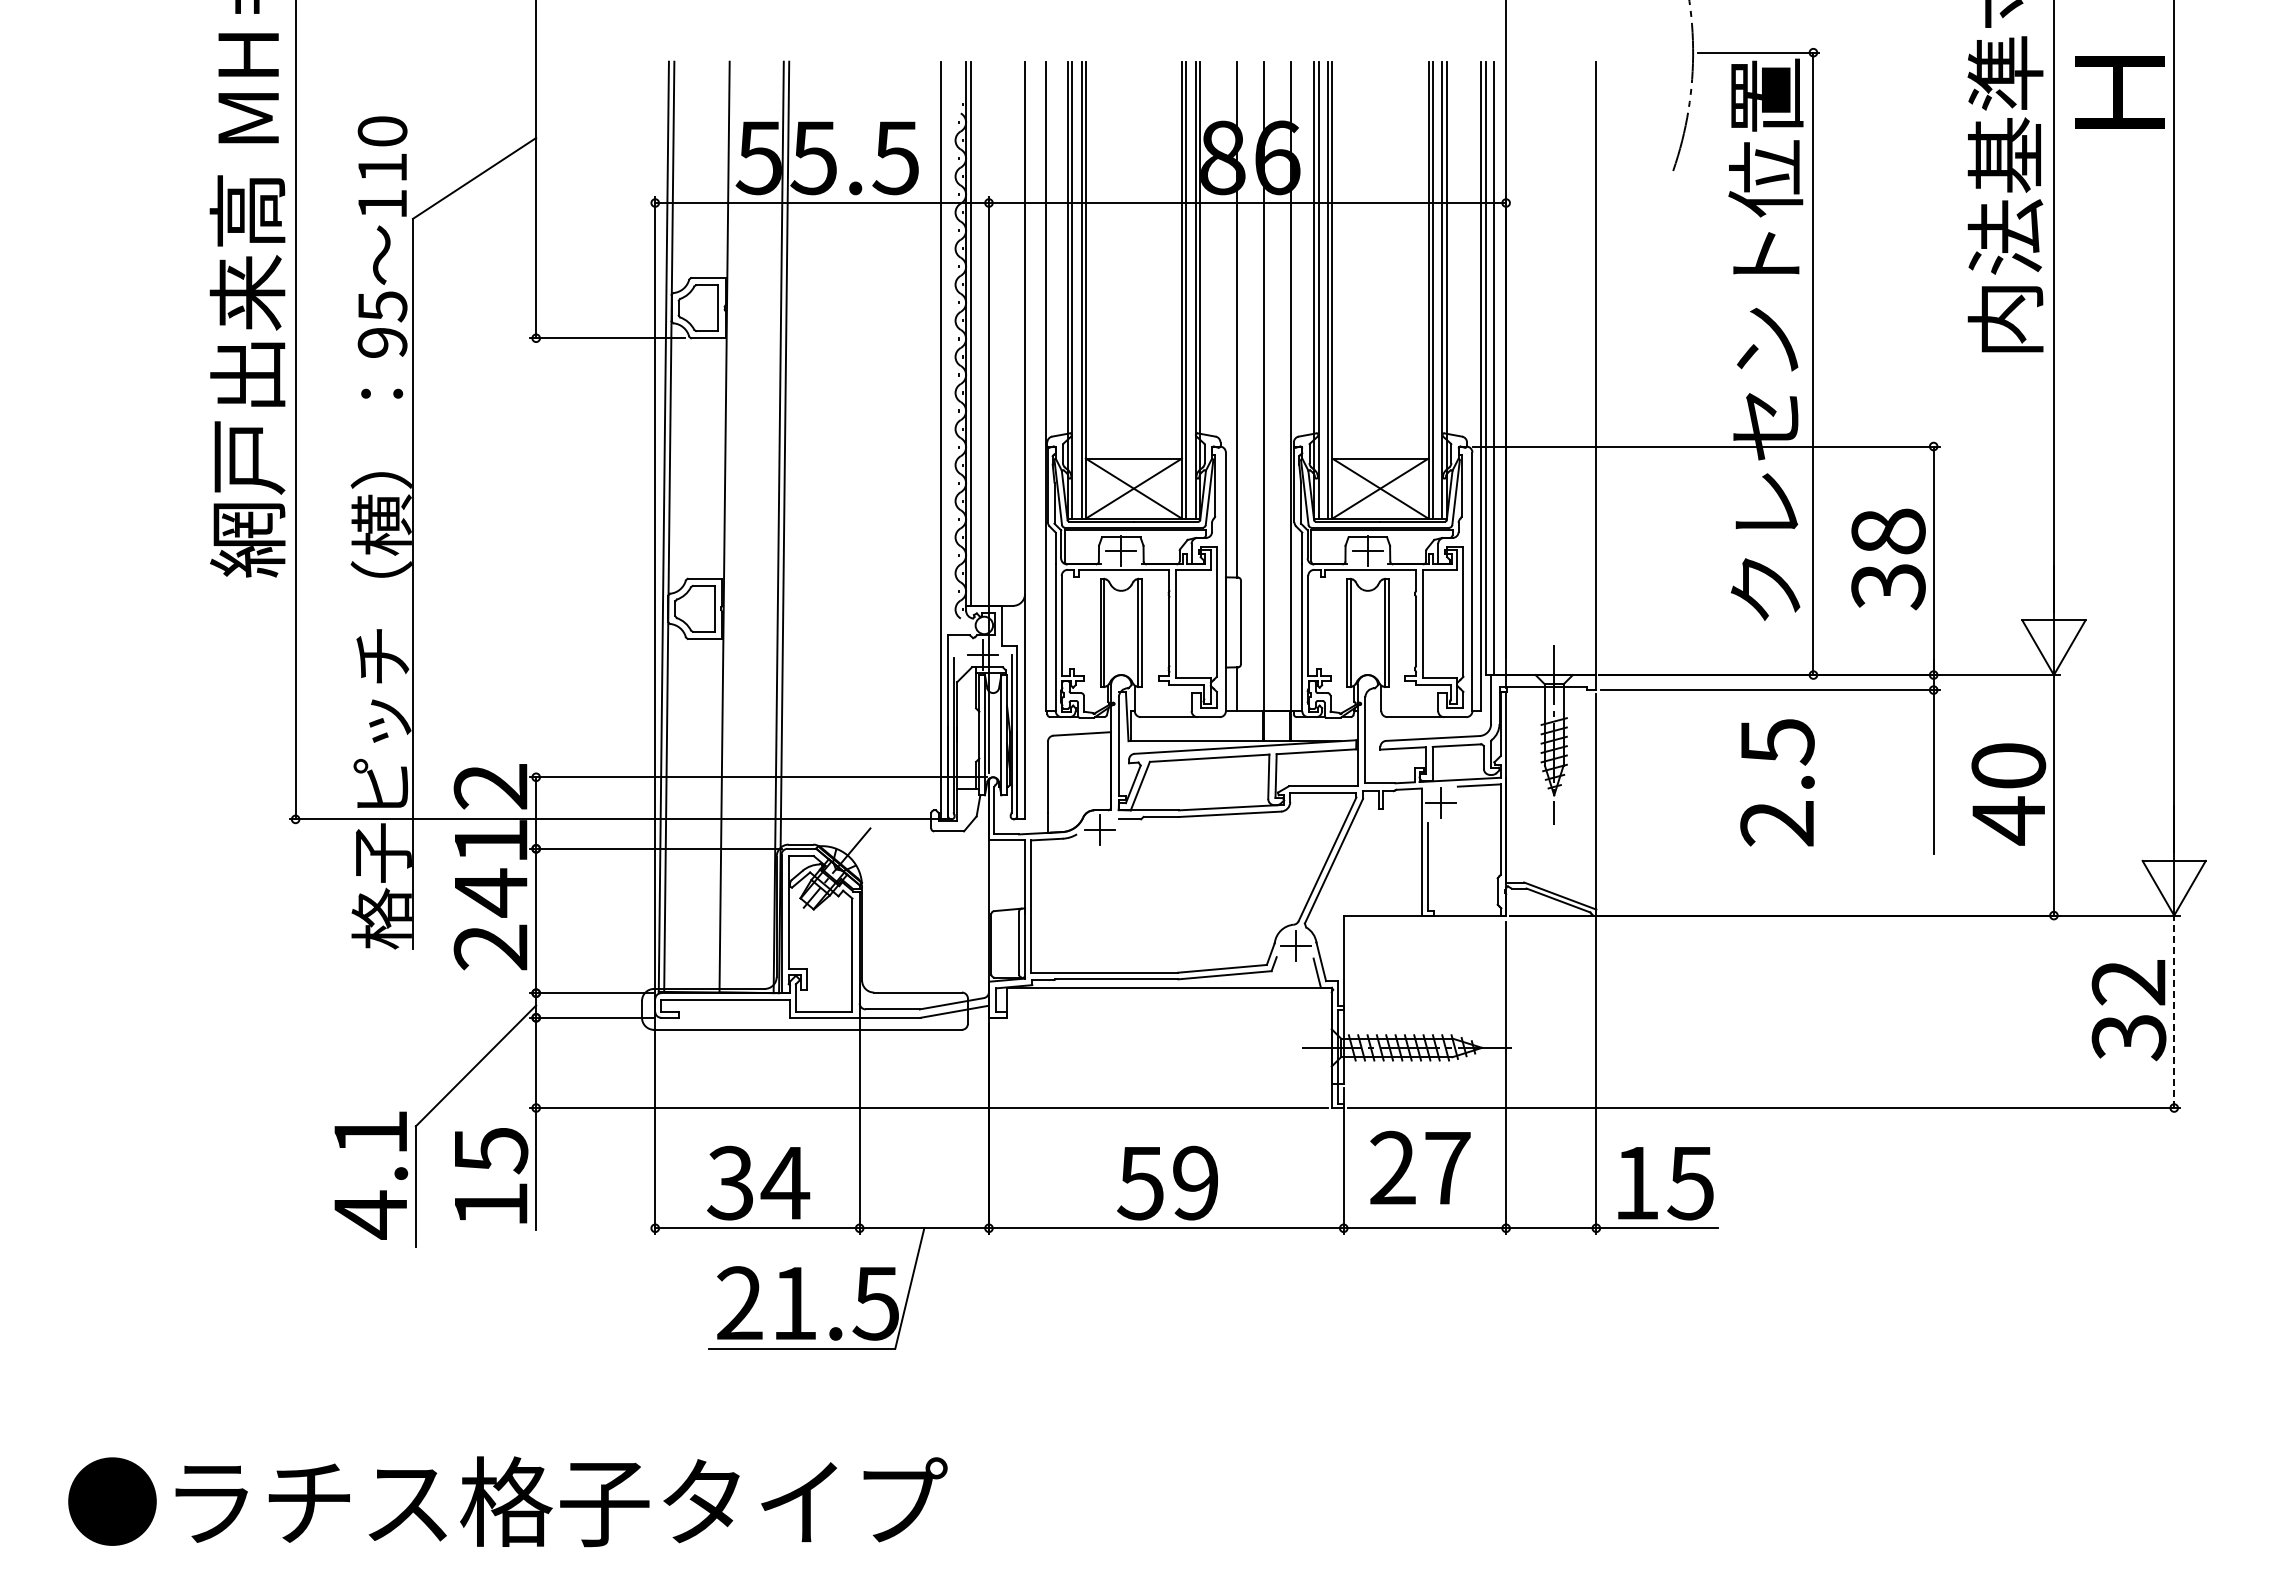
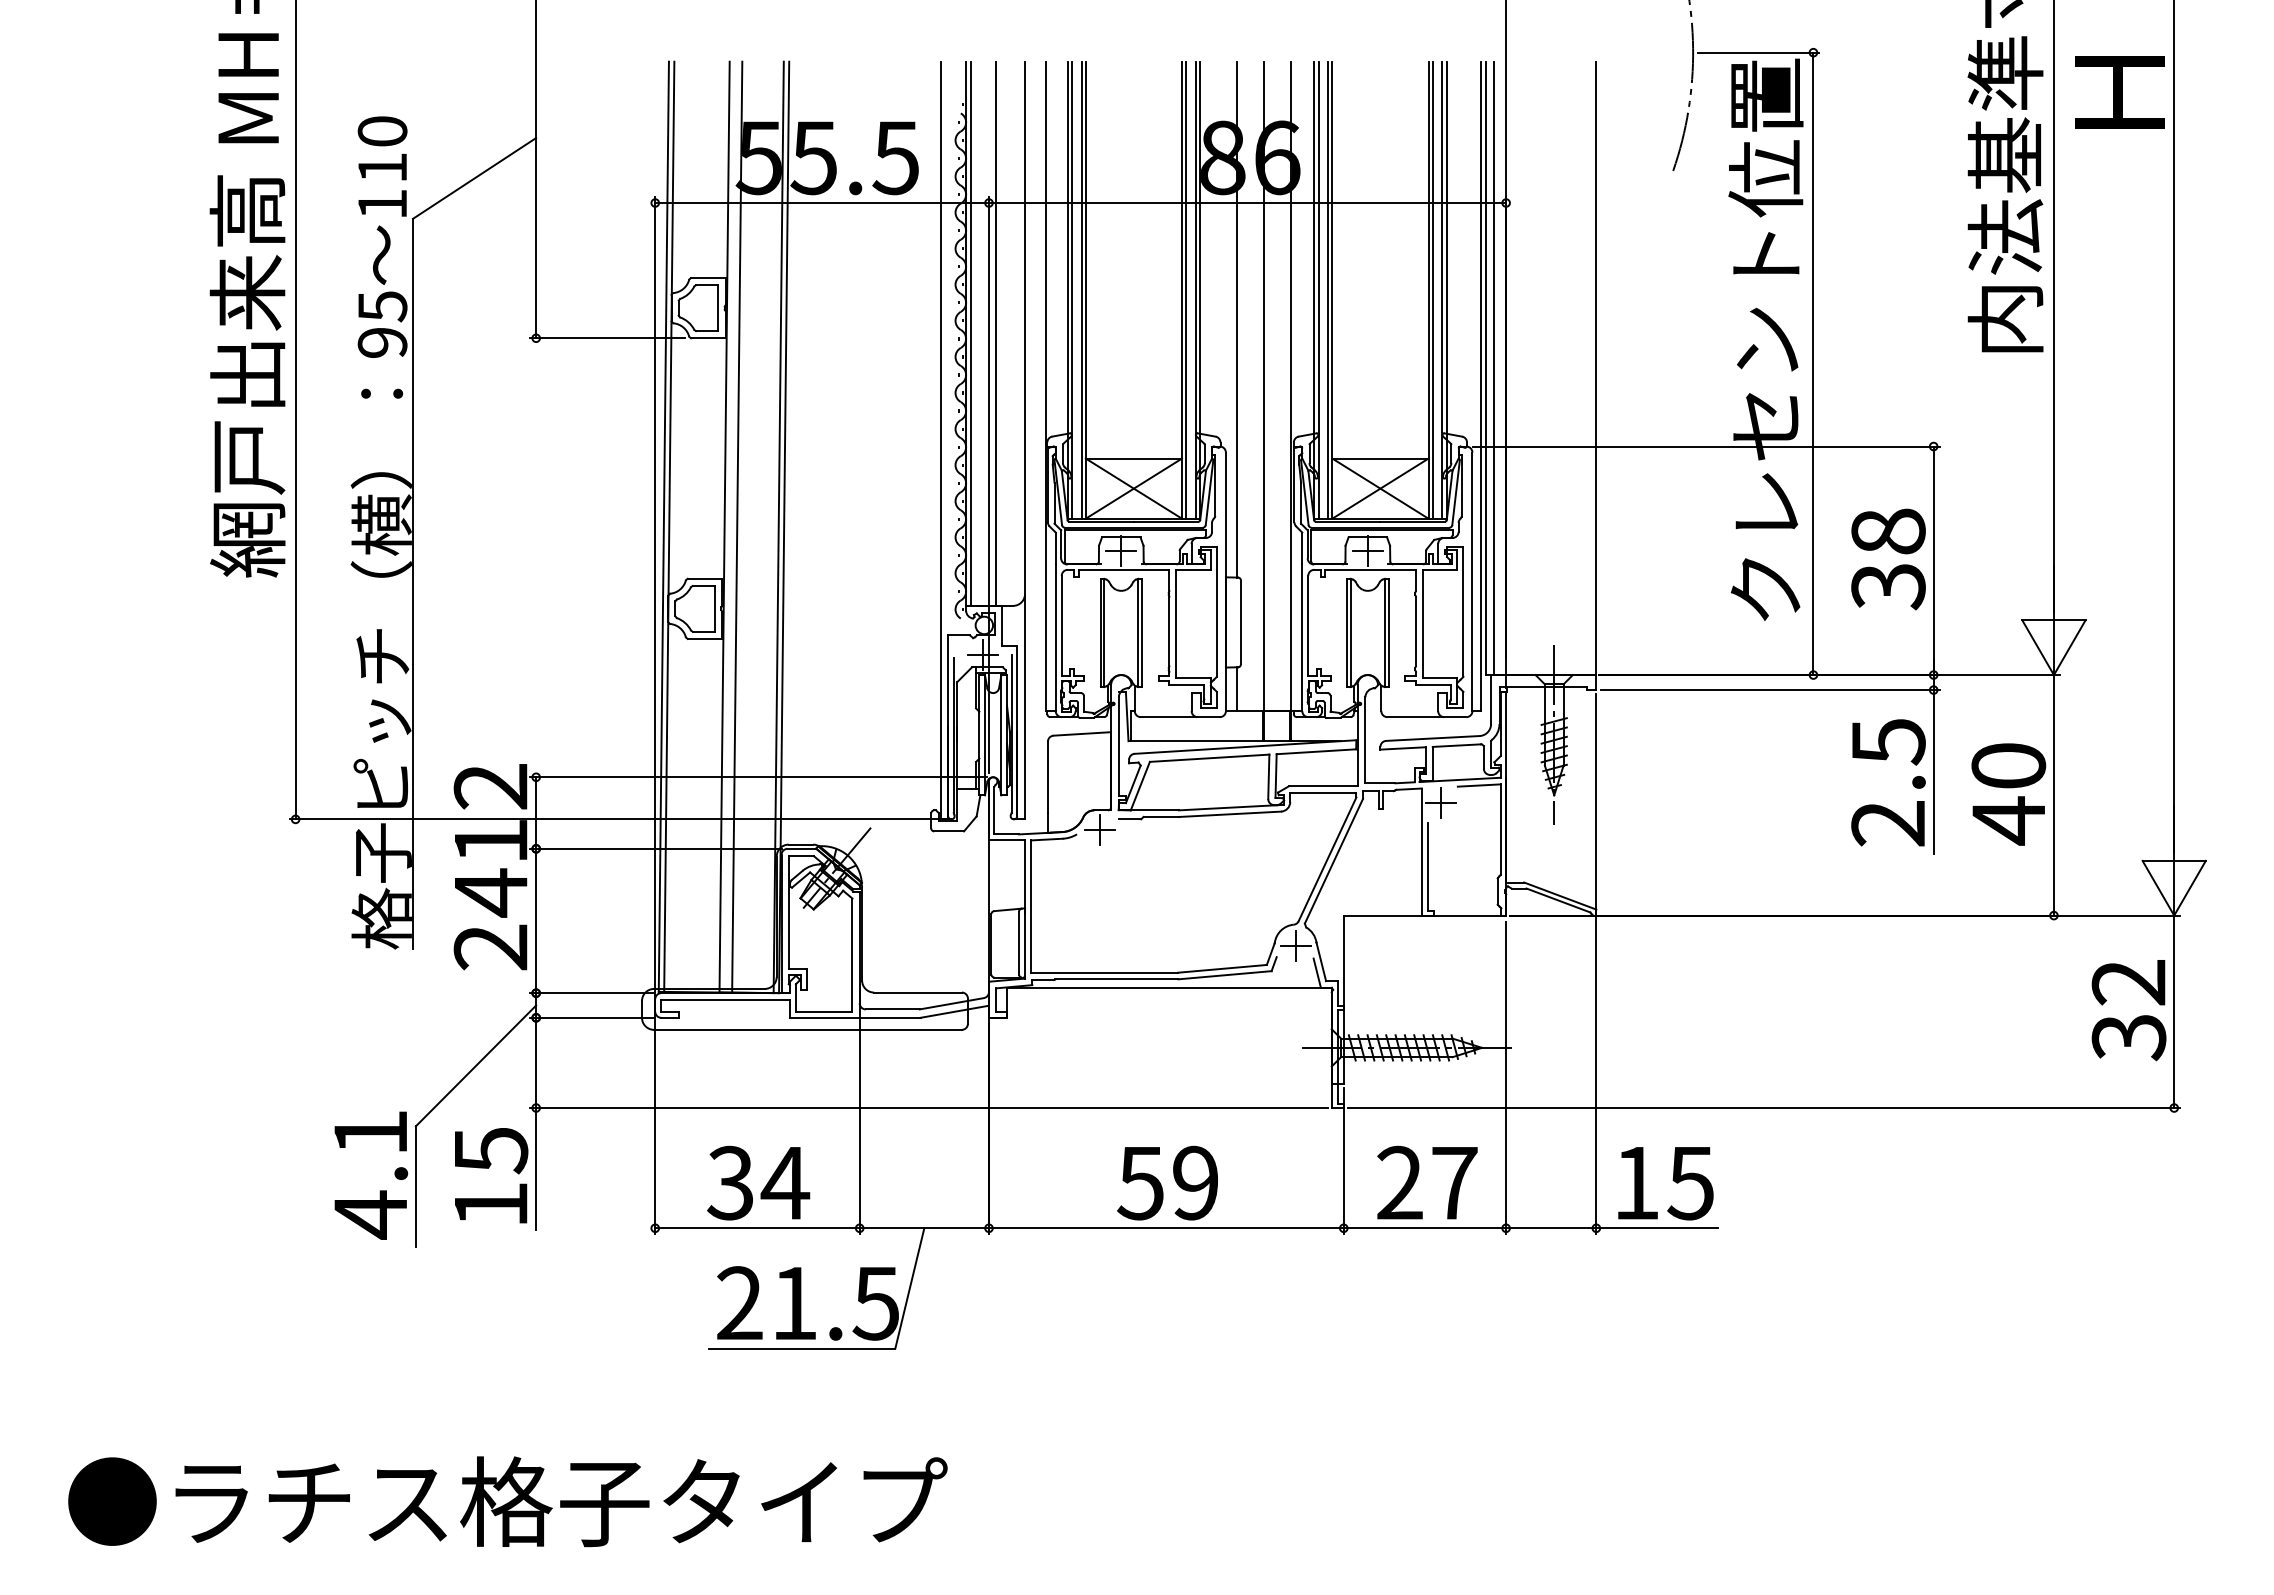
line: none -> present (996, 333)
line: none -> present (737, 526)
text position: (1777, 782) -> (1888, 782) (1888, 782)
line: dashed -> solid (2174, 1011)
text position: (1420, 1167) -> (1427, 1182) (1427, 1182)
